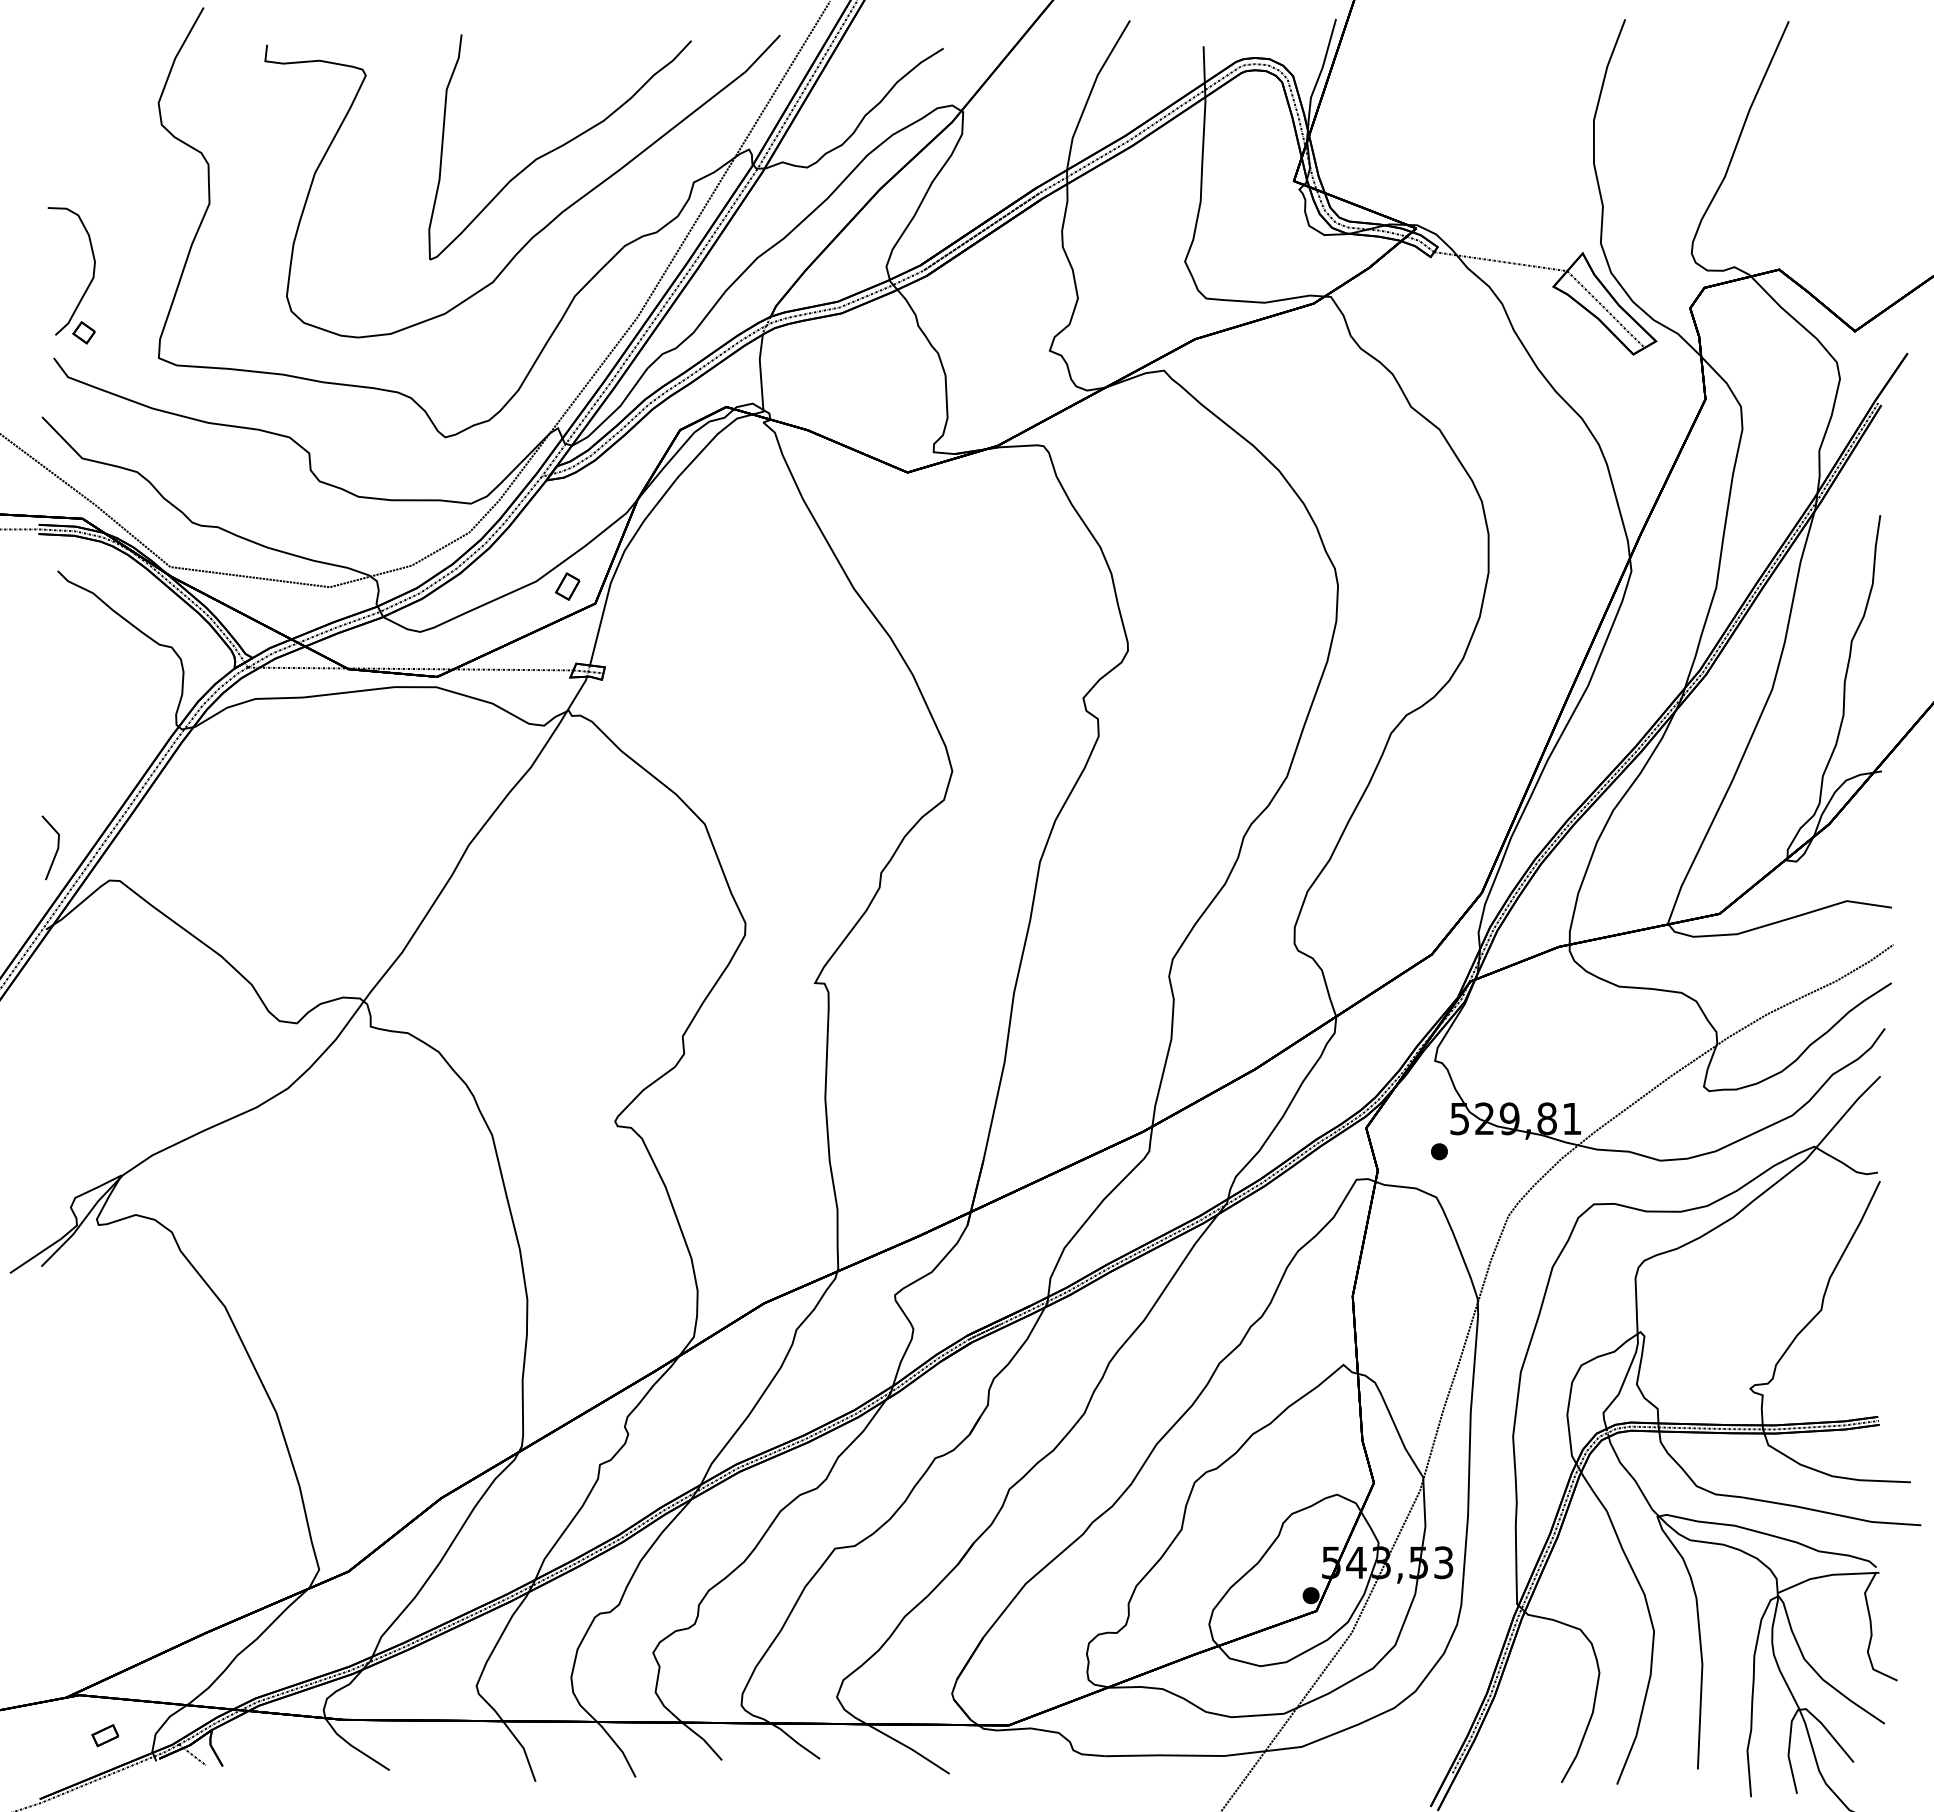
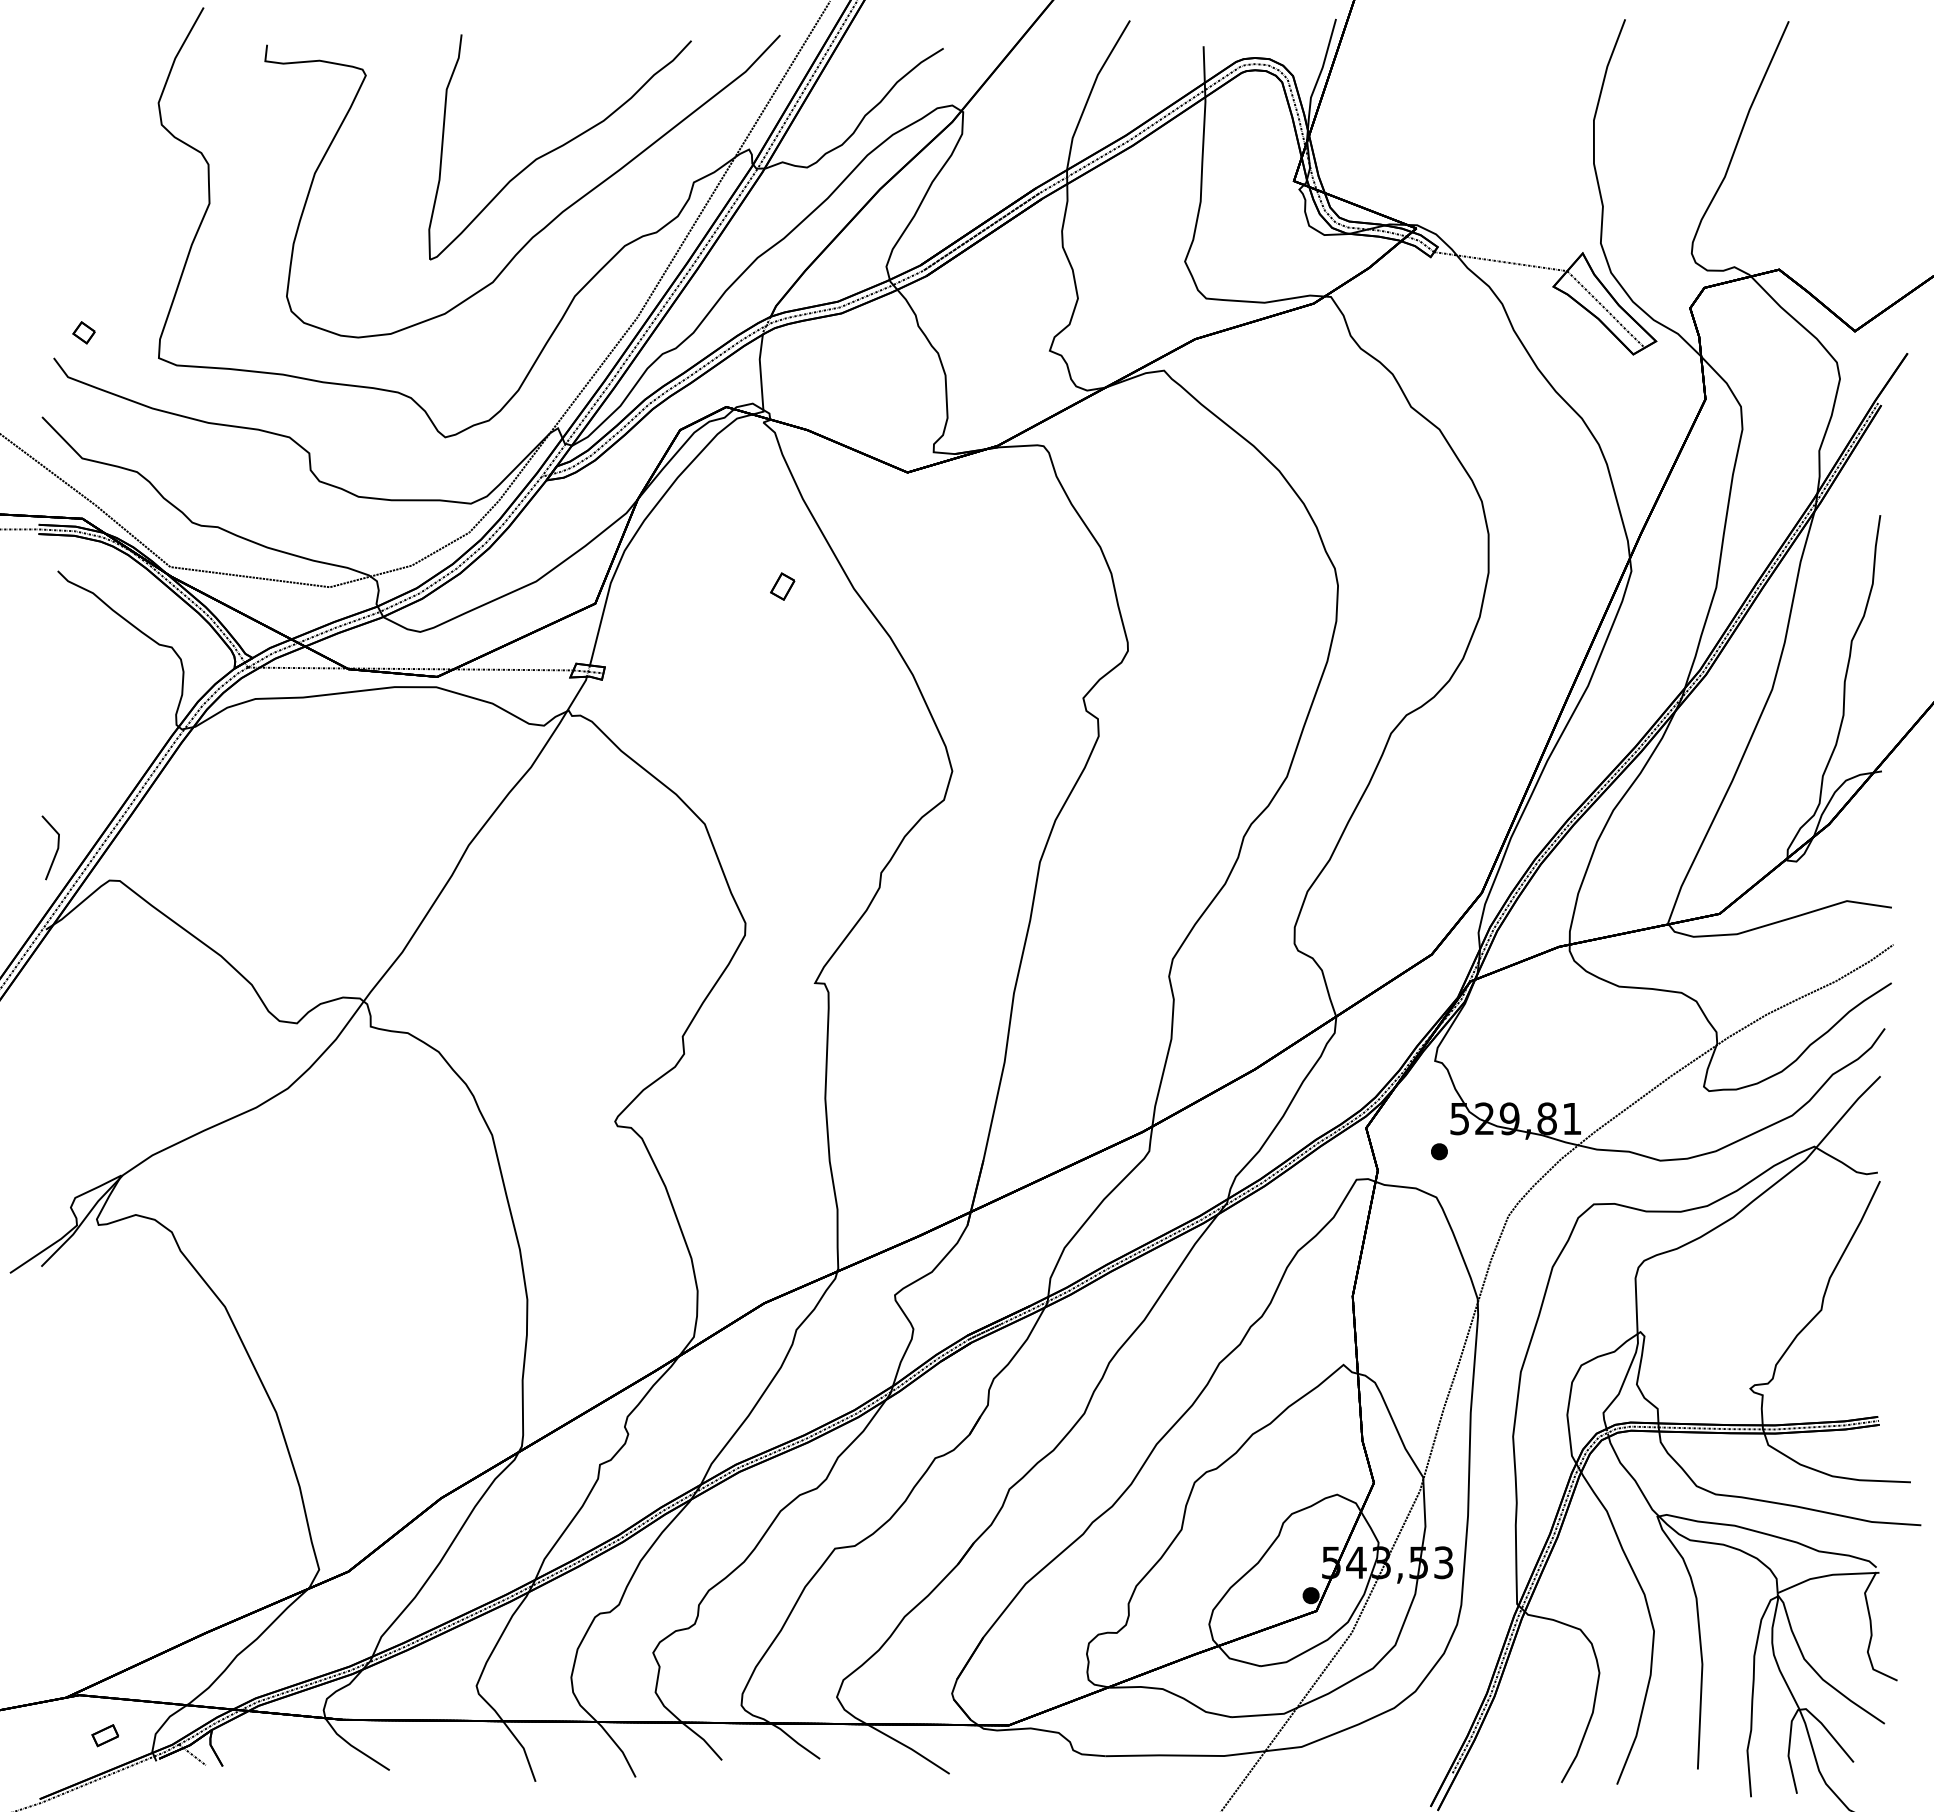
curve: present -> none (90, 280)
part position: (567, 586) -> (782, 586) (782, 586)
